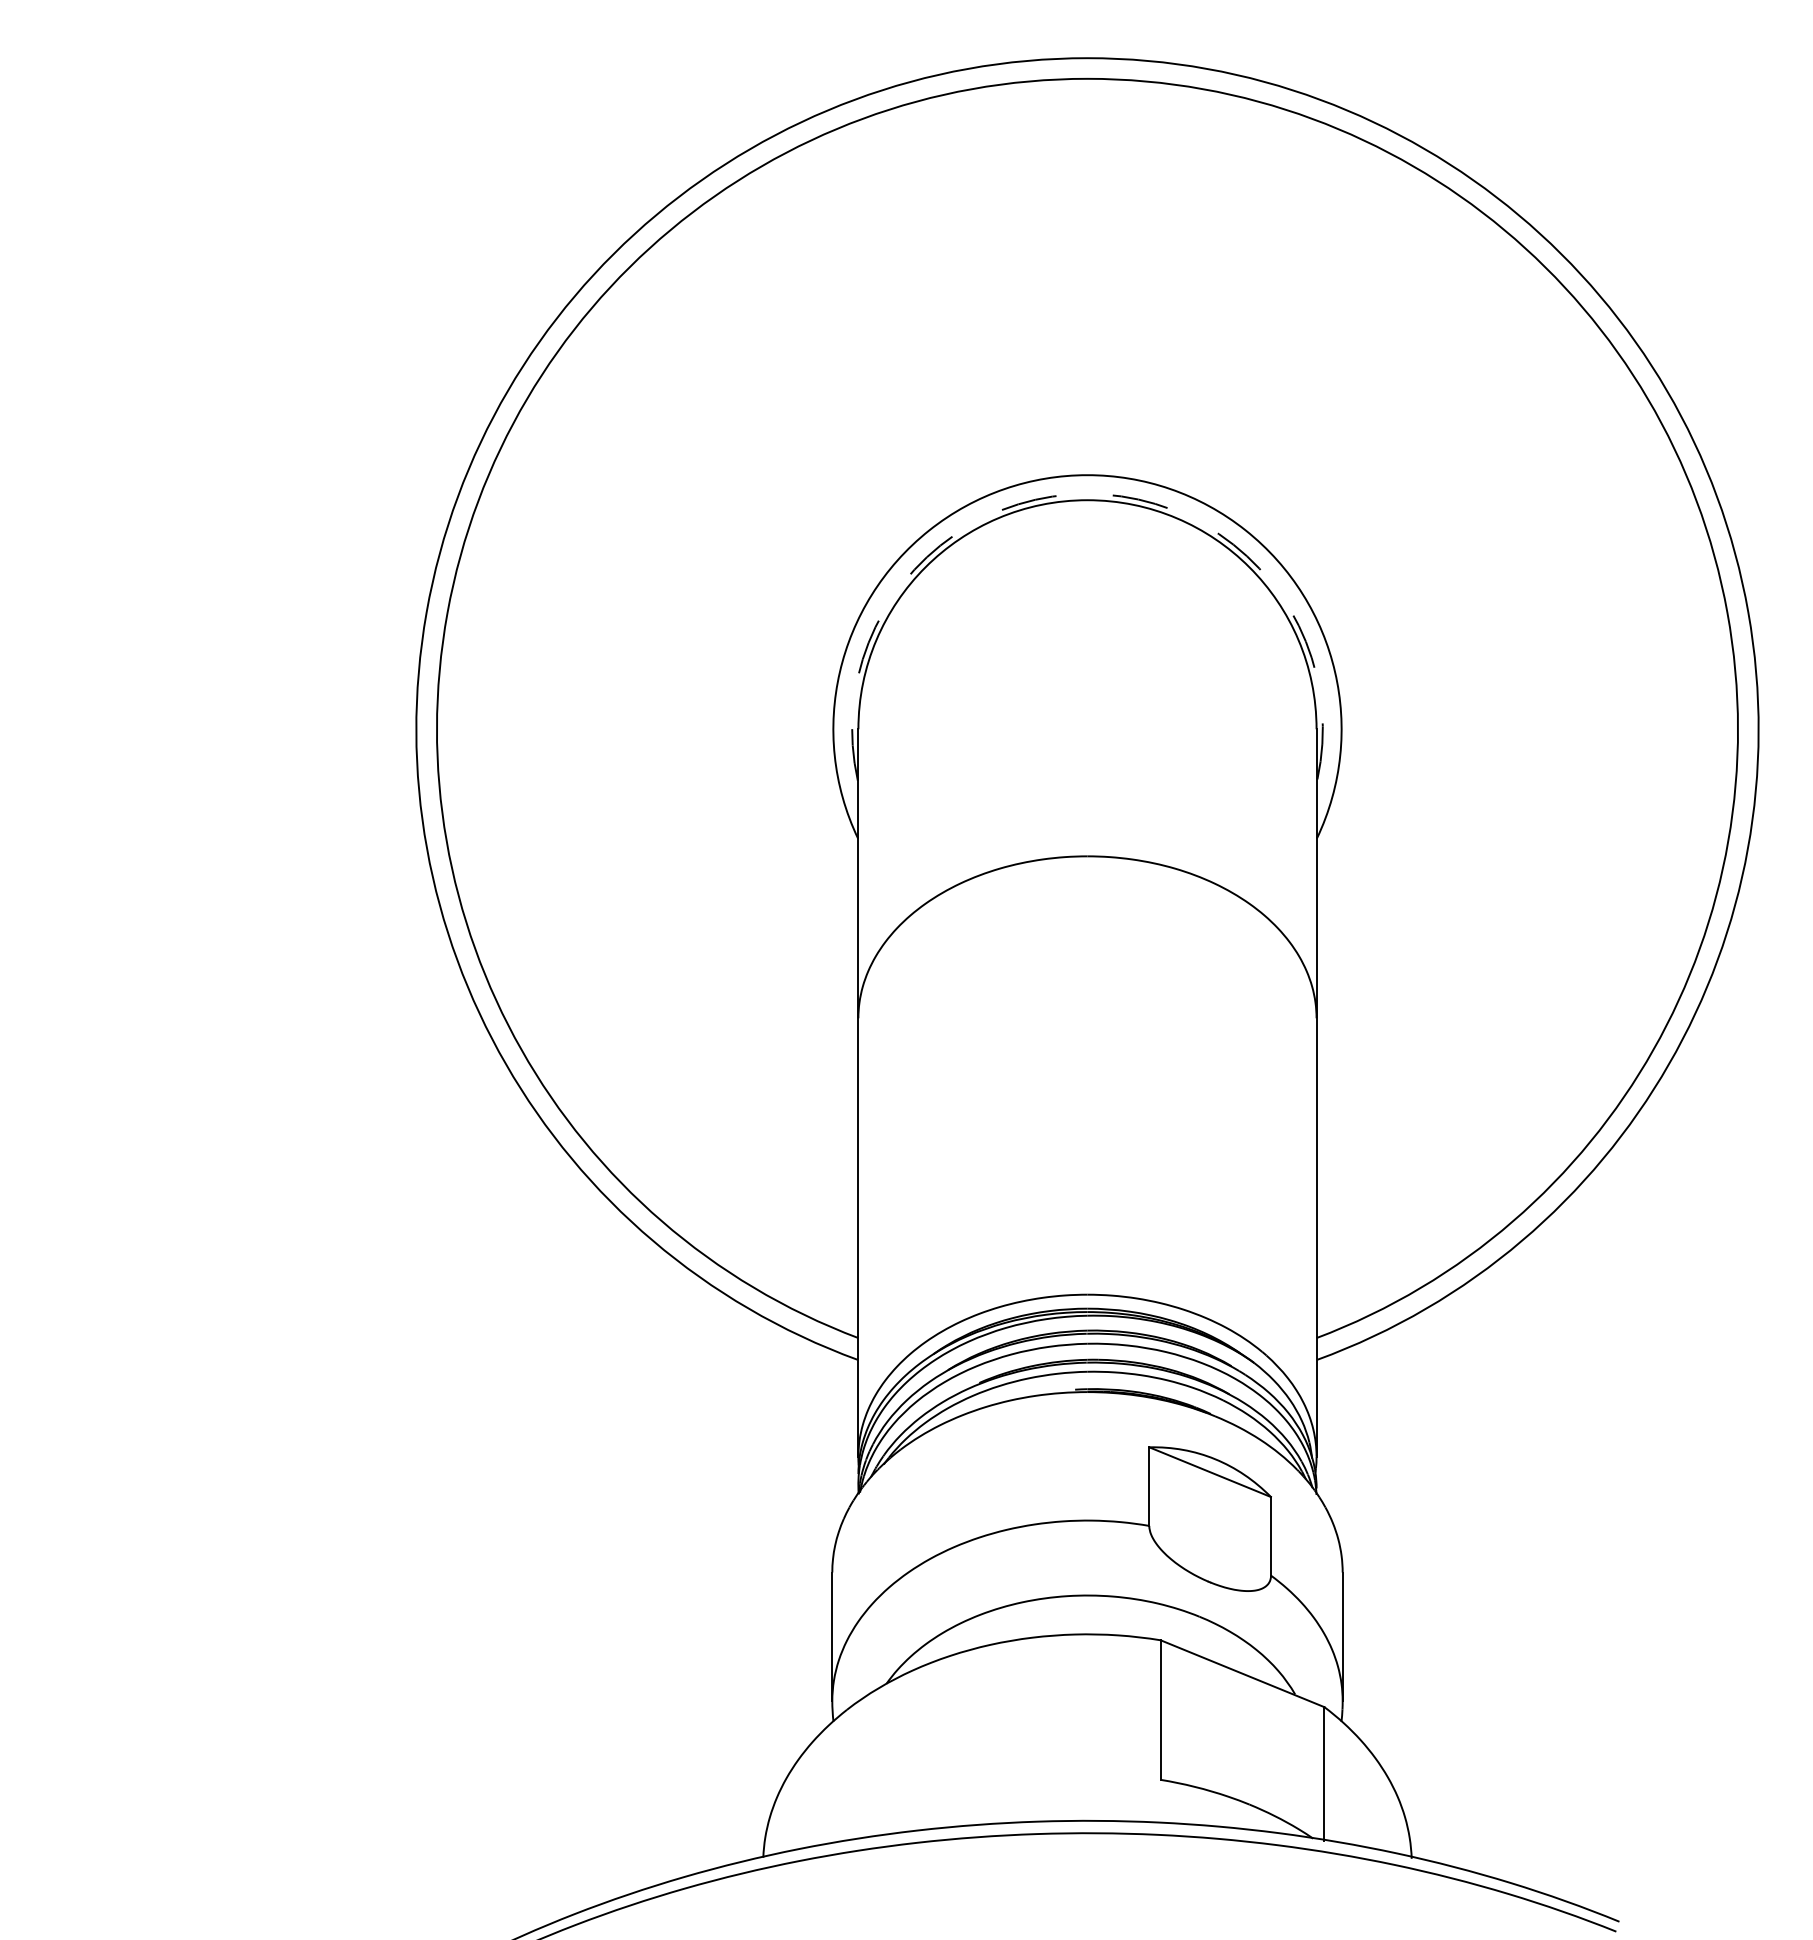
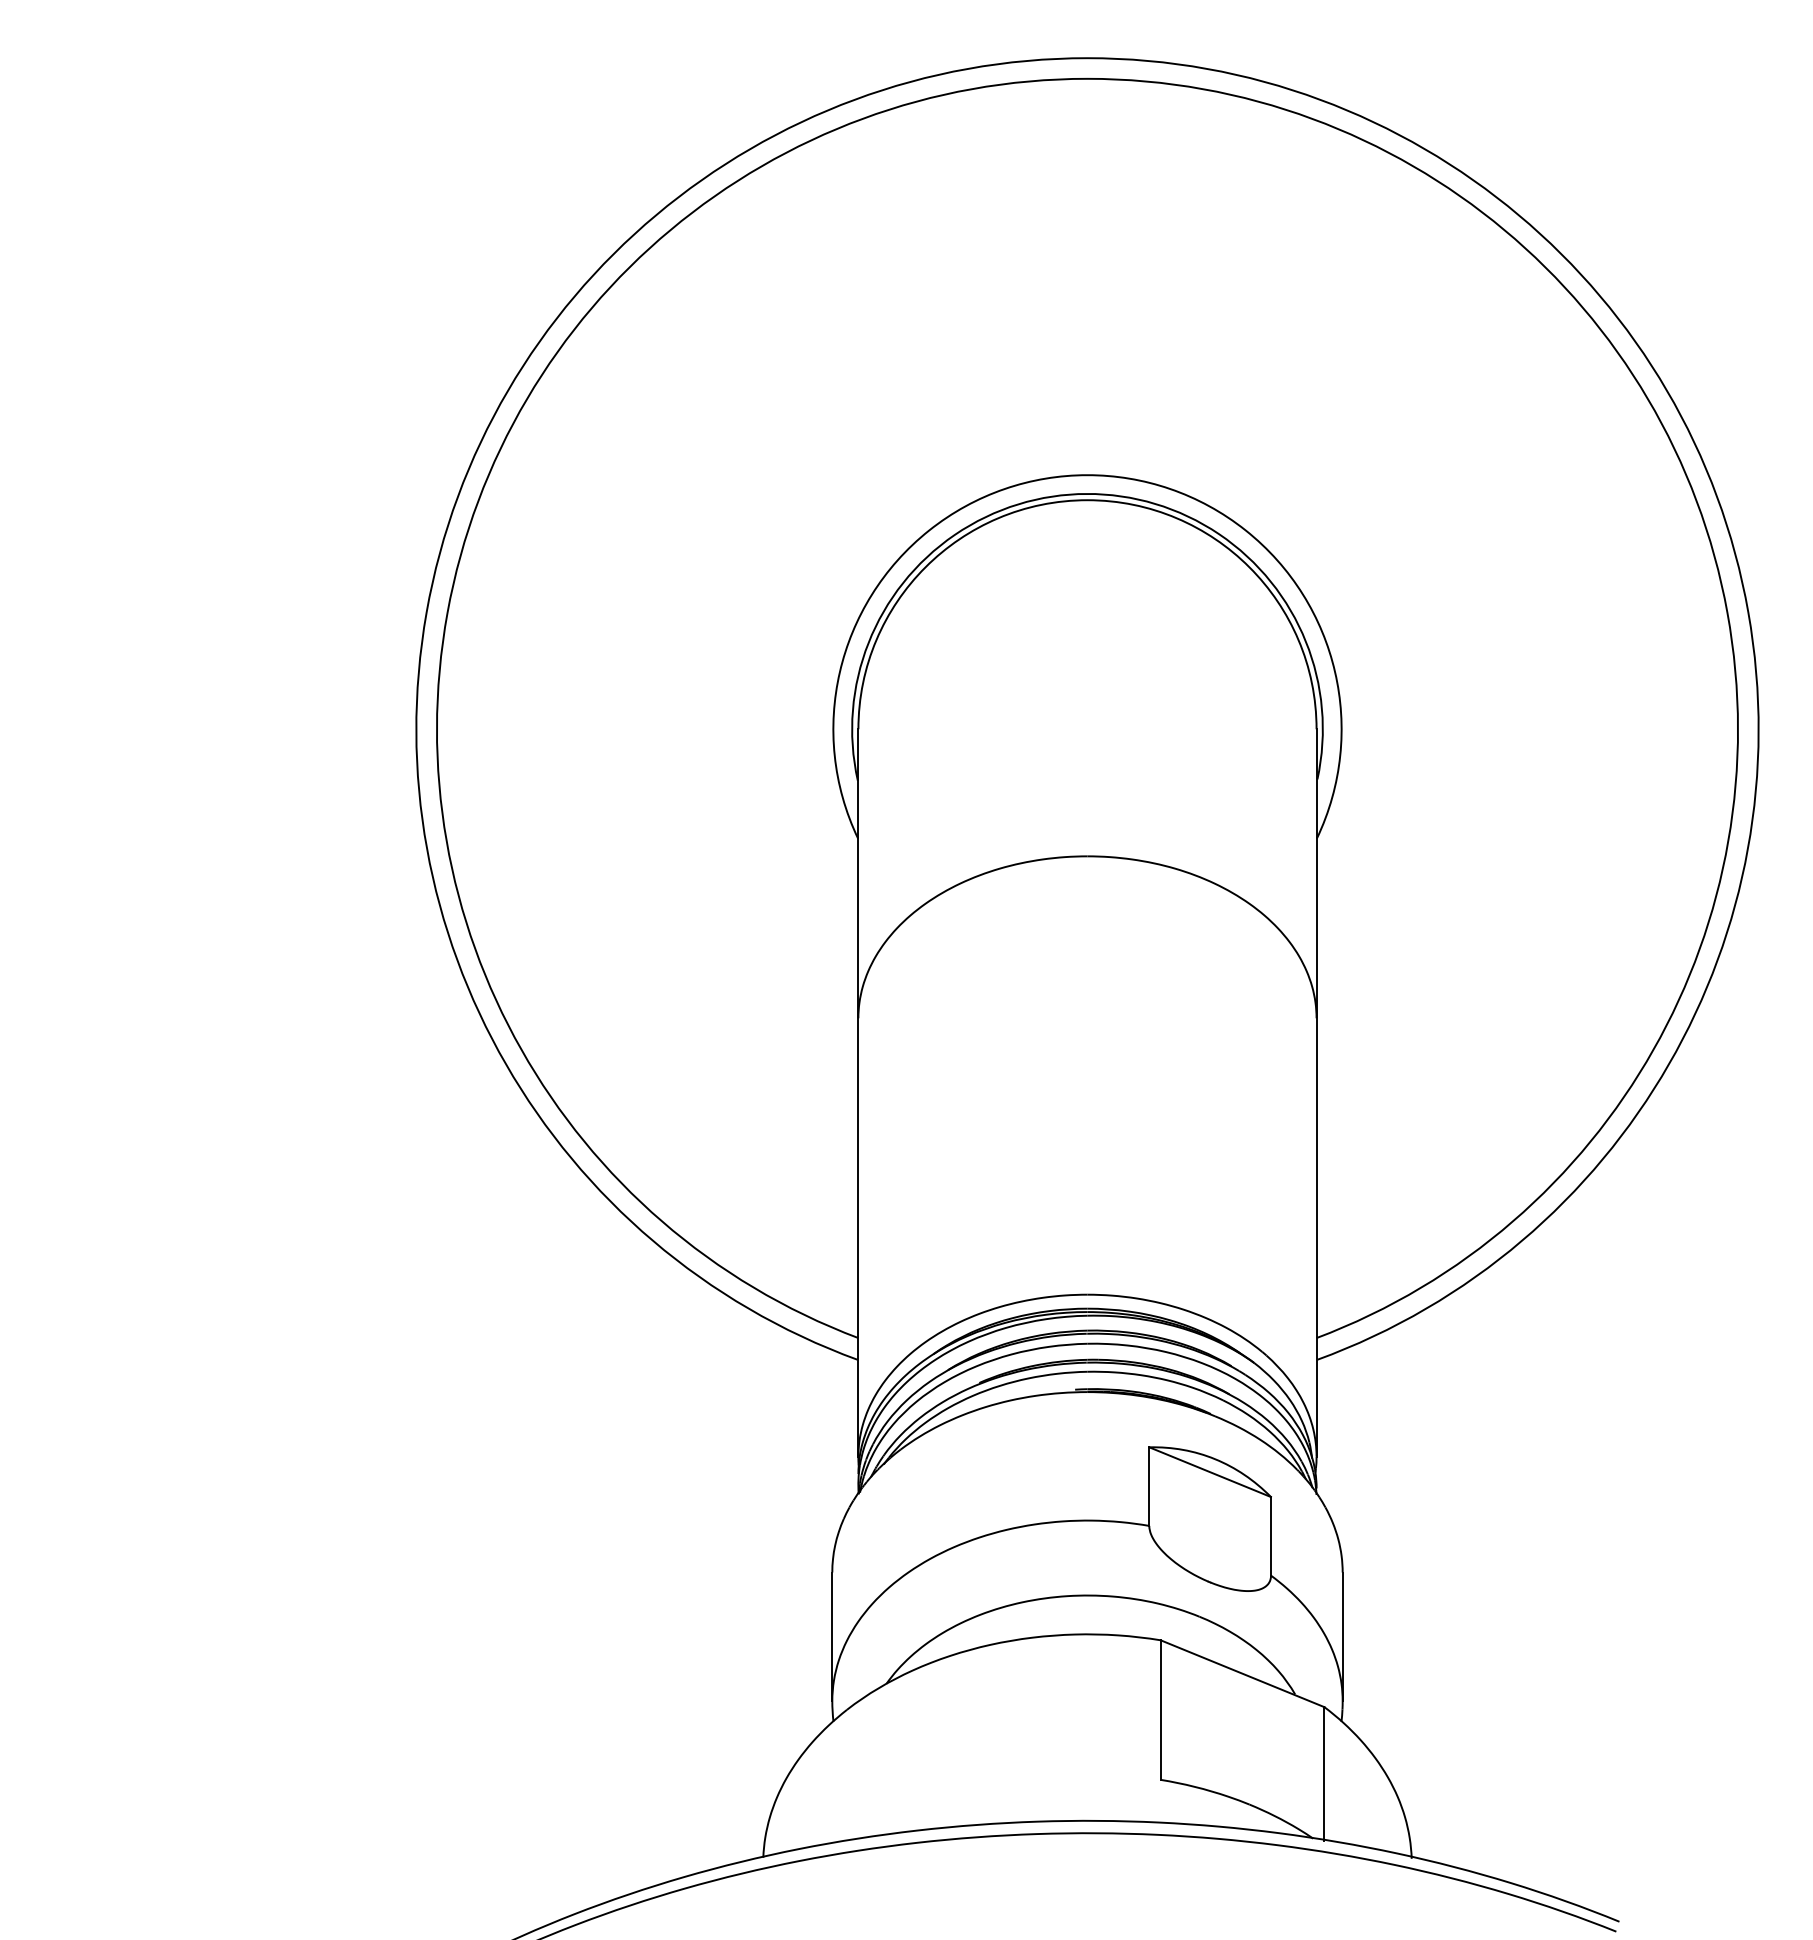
arc: dashed -> solid (1086, 493)
